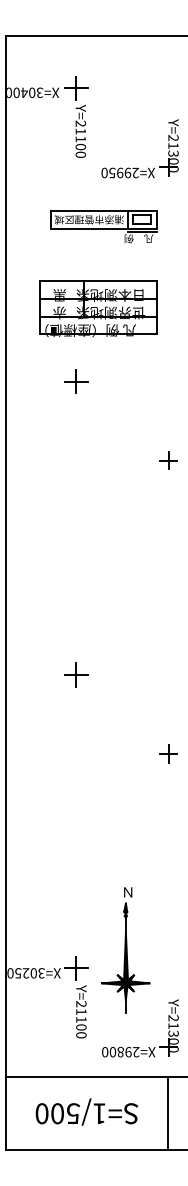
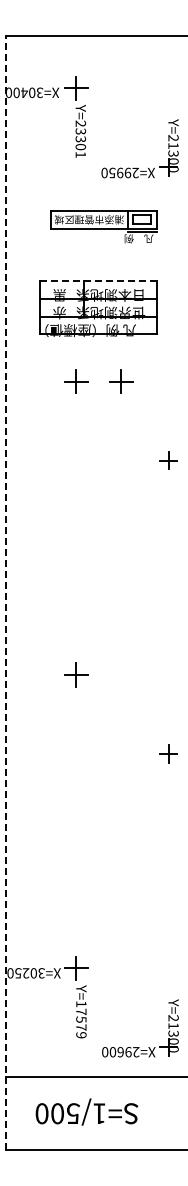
text: Y=21100 -> Y=23301 (80, 142)
line: solid -> dashed (98, 281)
part: none -> present (121, 381)
line: solid -> dashed (6, 592)
part: present -> none (125, 950)
text: Y=21100 -> Y=17579 (81, 1019)
text: X=29800 -> X=29600 (120, 1052)
line: present -> none (167, 1113)
